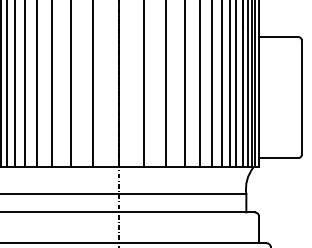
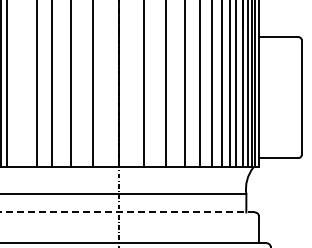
line: present -> none (14, 84)
line: present -> none (24, 84)
line: solid -> dashed (126, 212)
